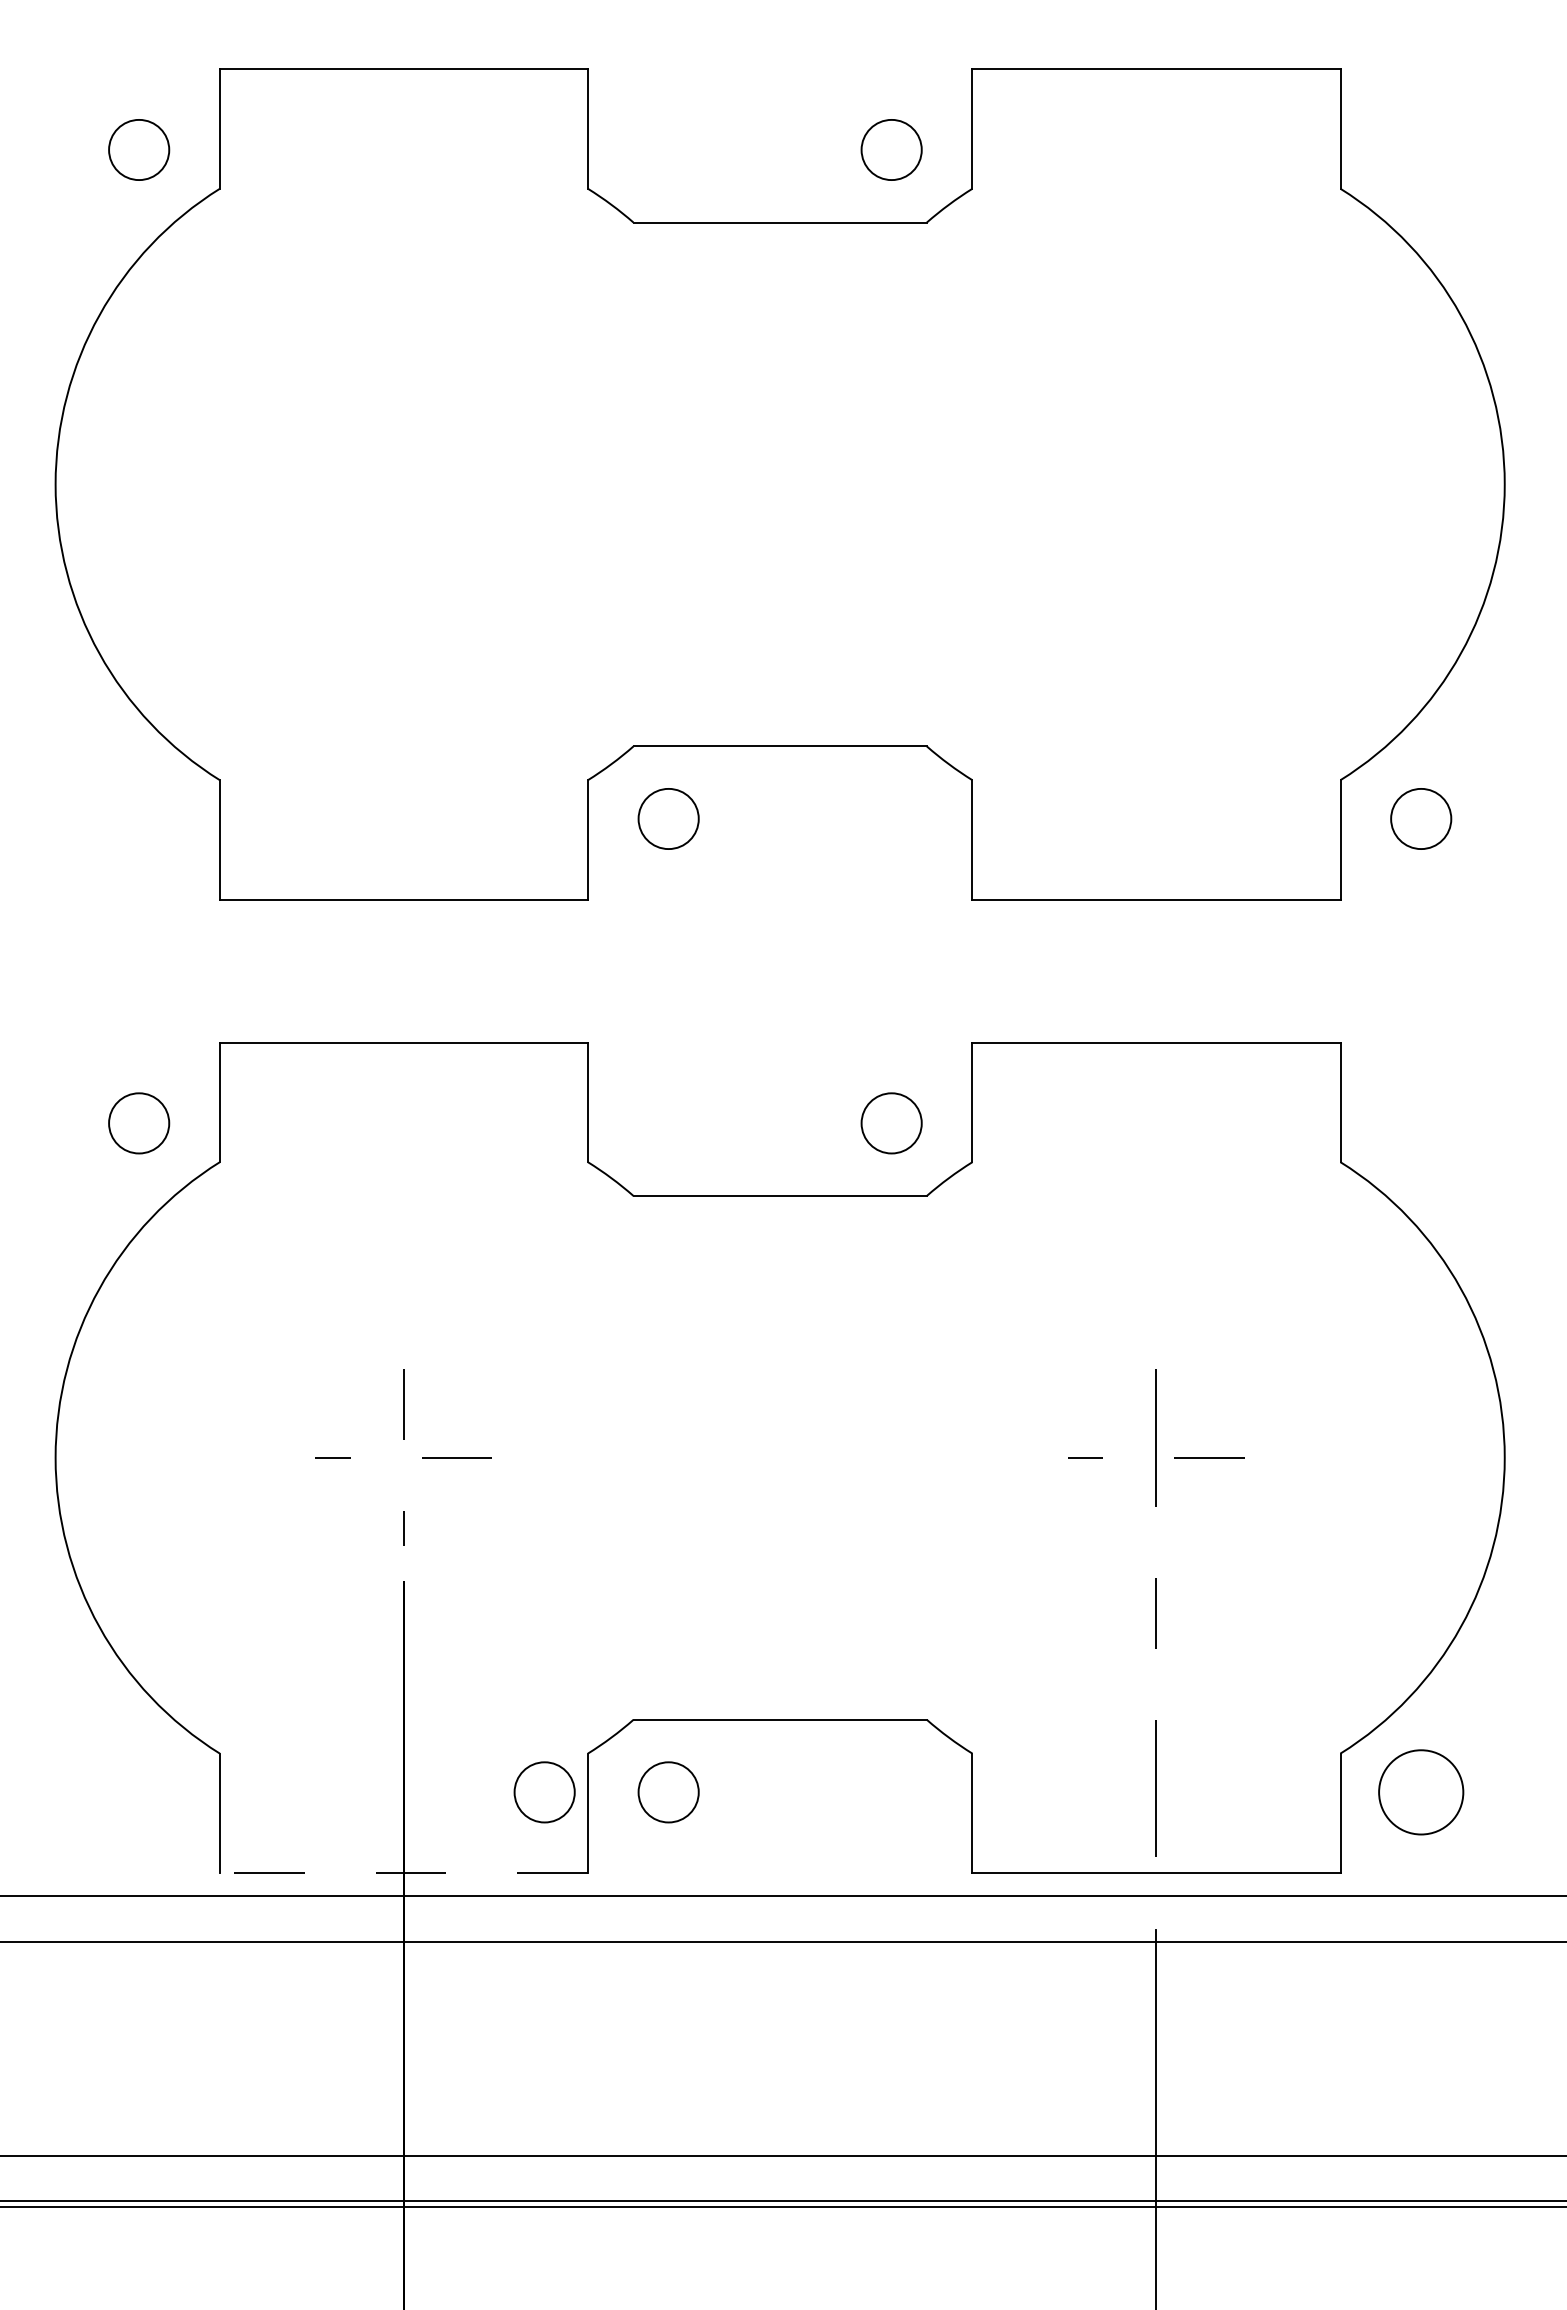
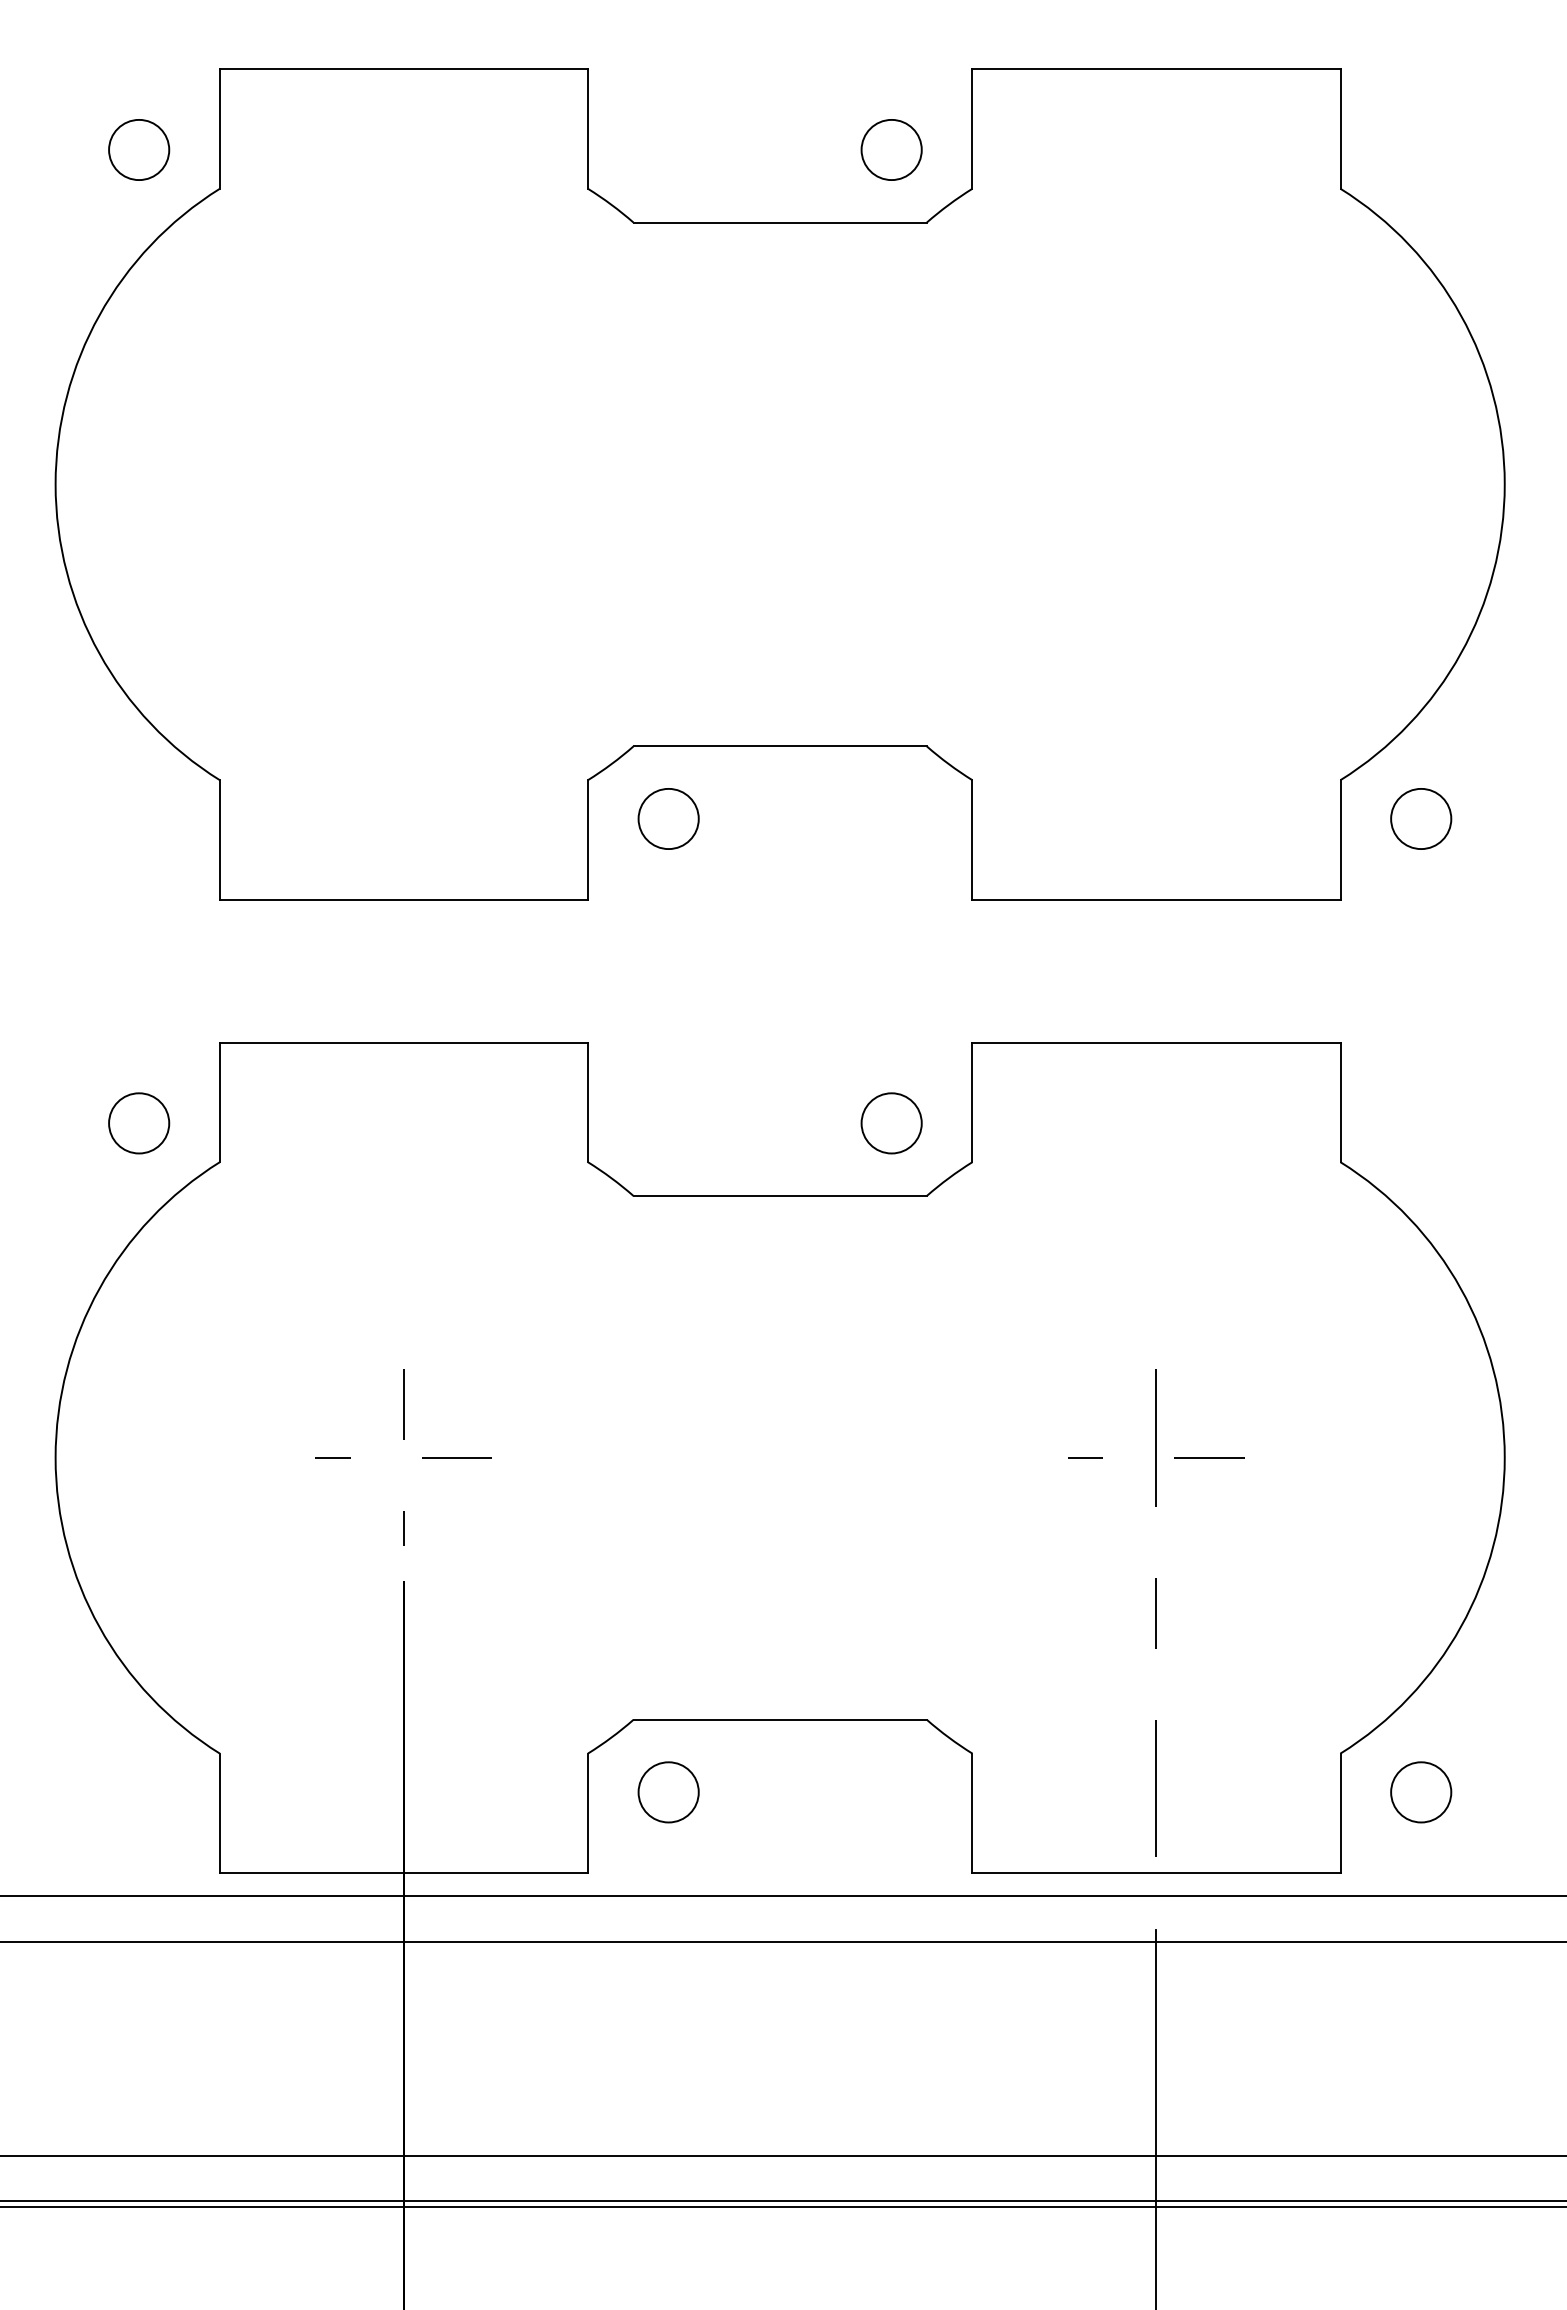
circle: present -> none (544, 1792)
circle diameter: 84 px -> 60 px (1421, 1792)
line: dashed -> solid (403, 1873)
